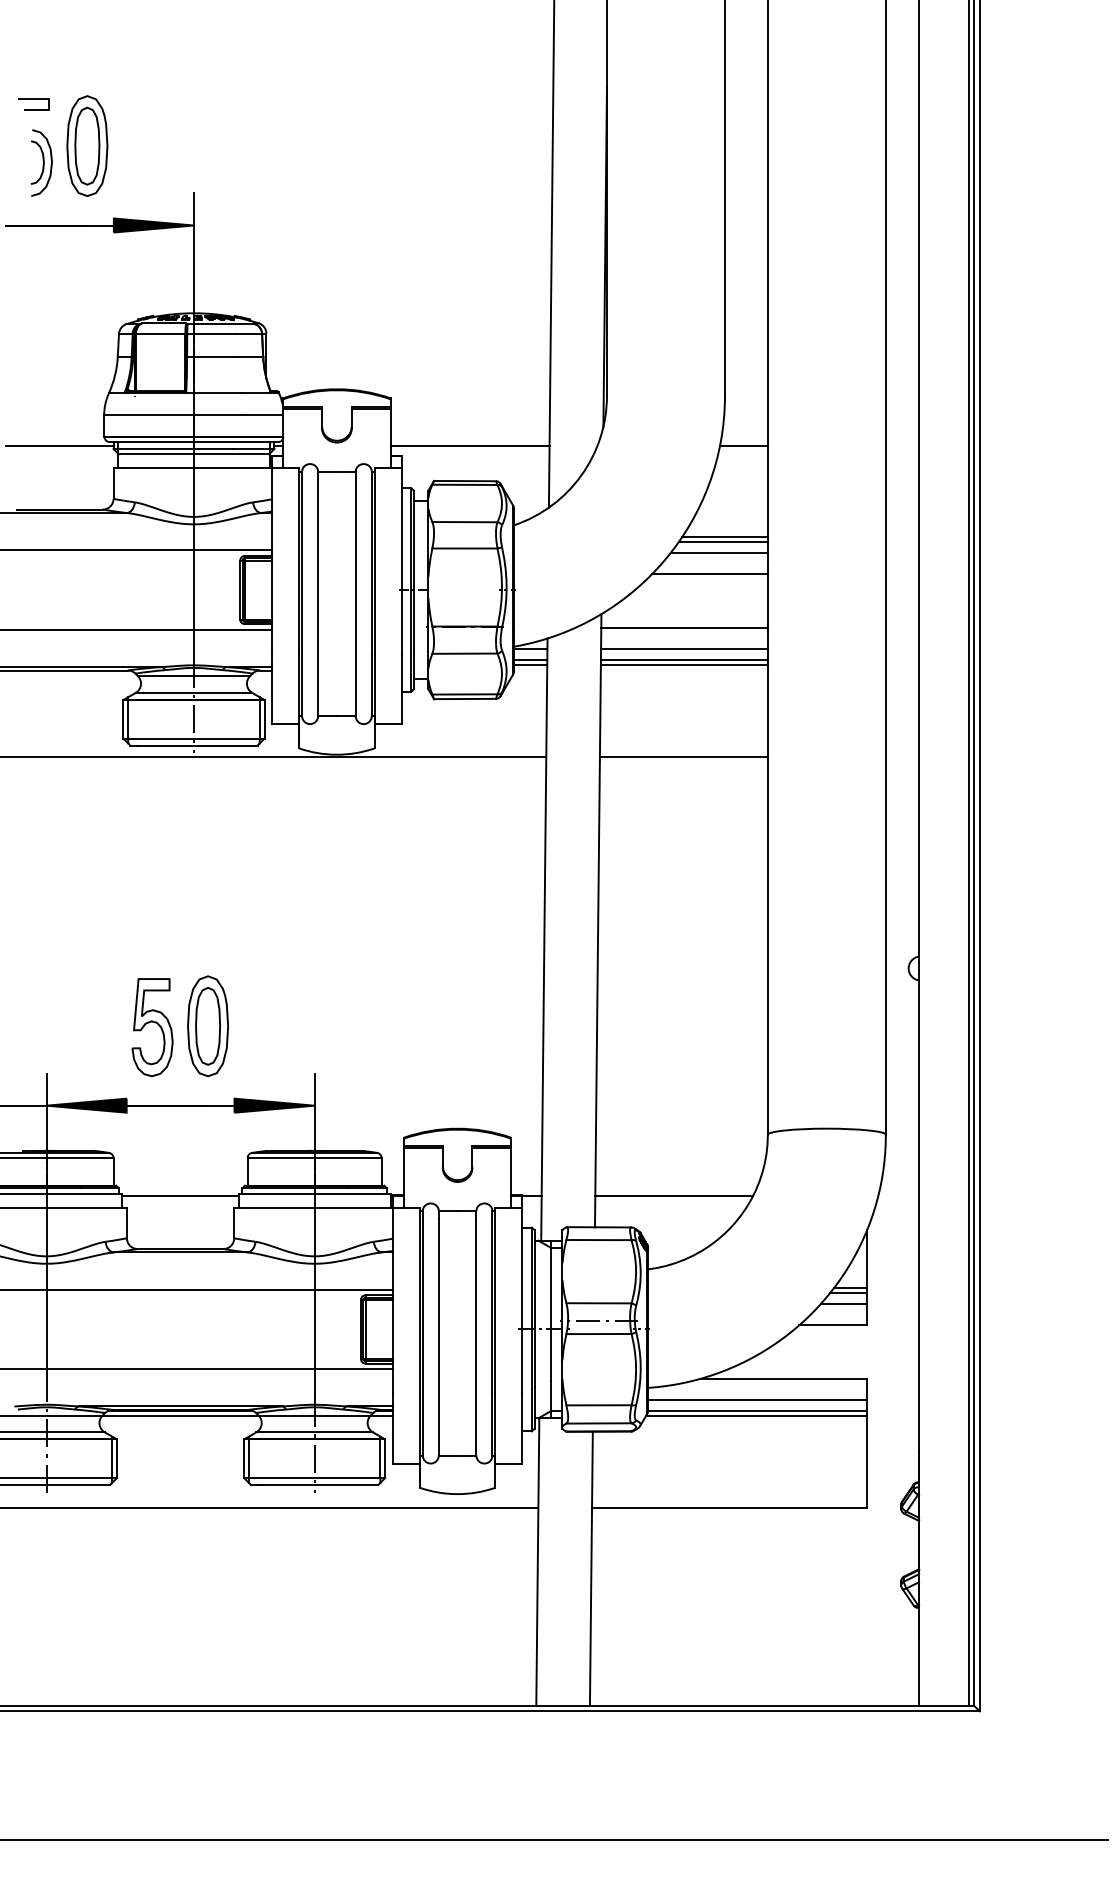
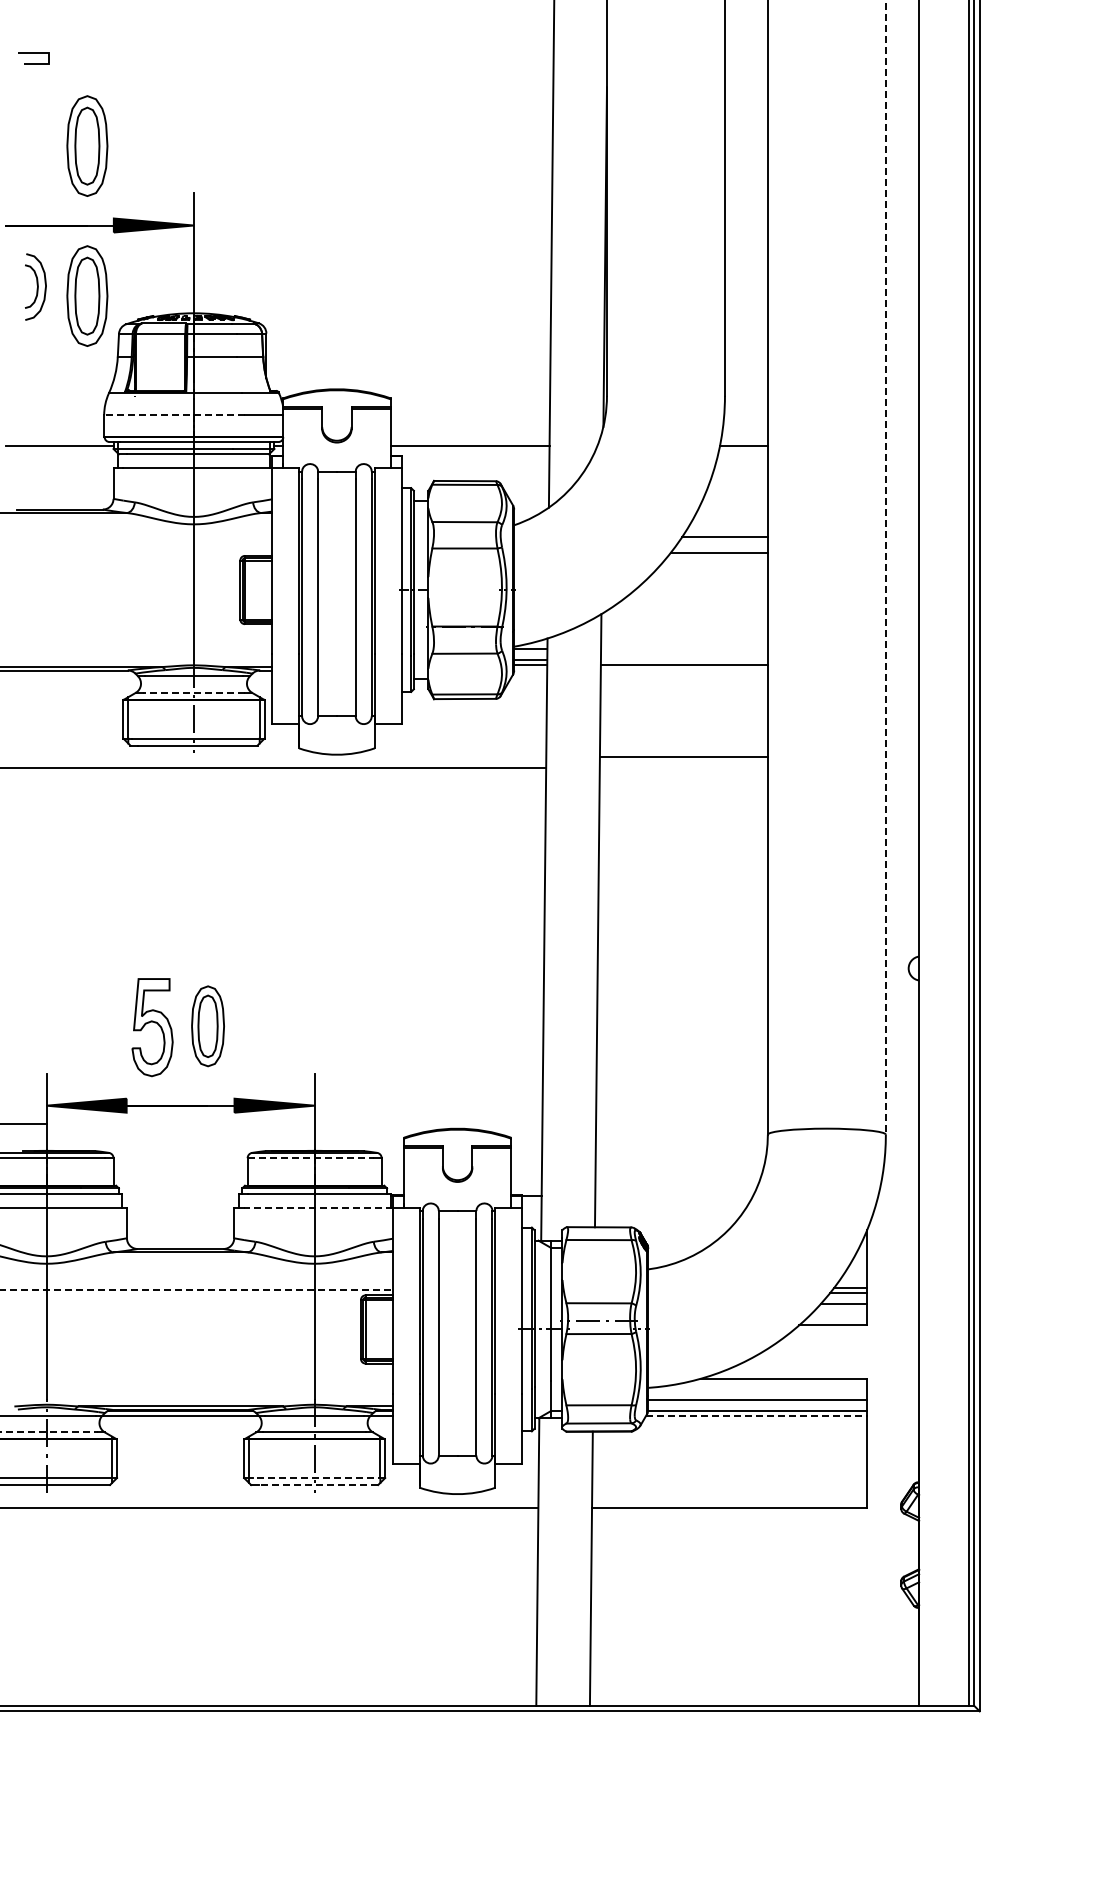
line position: (33, 99) -> (33, 53) (33, 53)
part position: (41, 162) -> (35, 286) (35, 286)
part: none -> present (87, 295)
line: solid -> dashed (174, 415)
line: present -> none (722, 542)
line: present -> none (137, 550)
line: solid -> dashed (885, 567)
line: present -> none (709, 574)
line: present -> none (684, 627)
line: present -> none (137, 629)
line: present -> none (684, 649)
line: present -> none (683, 660)
line: solid -> dashed (193, 692)
line position: (274, 756) -> (274, 767) (274, 767)
part size: 42x103 px -> 34x83 px (207, 1026)
line position: (24, 1105) -> (24, 1123) (24, 1123)
line: solid -> dashed (310, 1158)
line: present -> none (180, 1196)
line: present -> none (673, 1196)
line: solid -> dashed (318, 1207)
line: solid -> dashed (197, 1289)
line: present -> none (197, 1369)
line: solid -> dashed (756, 1416)
line: solid -> dashed (48, 1432)
line: solid -> dashed (318, 1478)
line: solid -> dashed (318, 1485)
line: present -> none (555, 1840)
